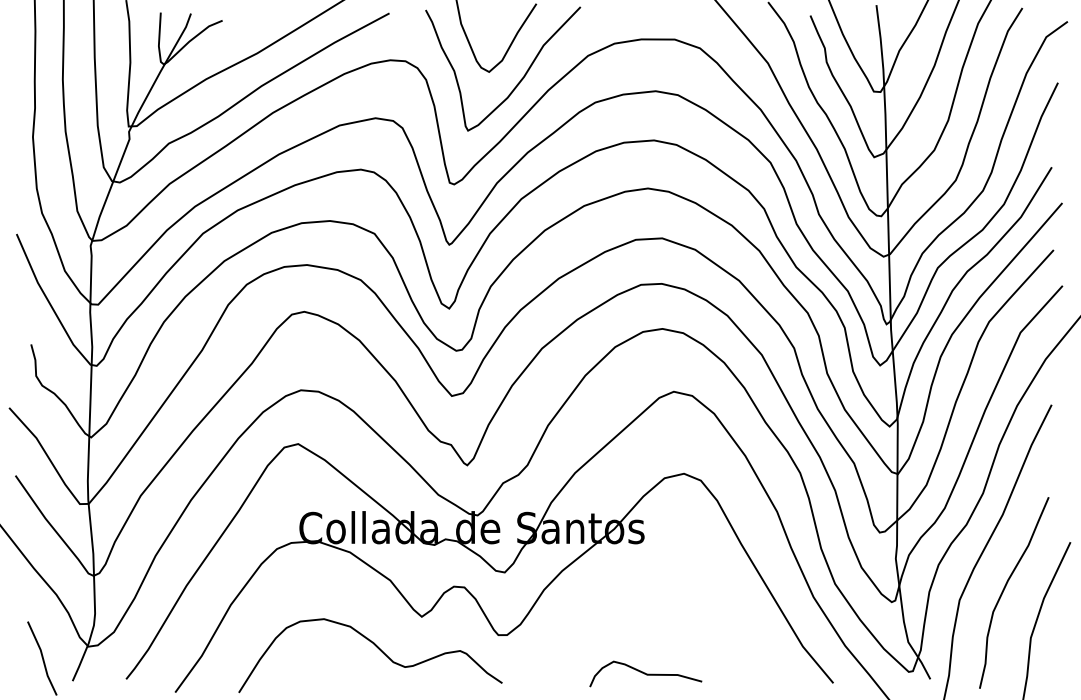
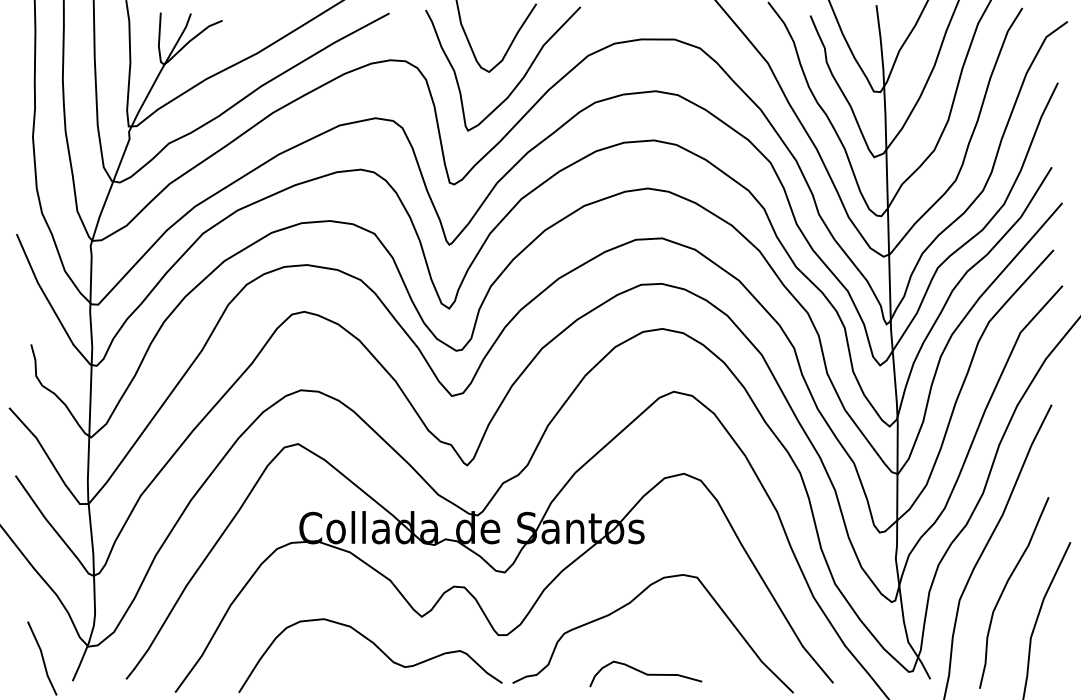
curve: none -> present (629, 604)
